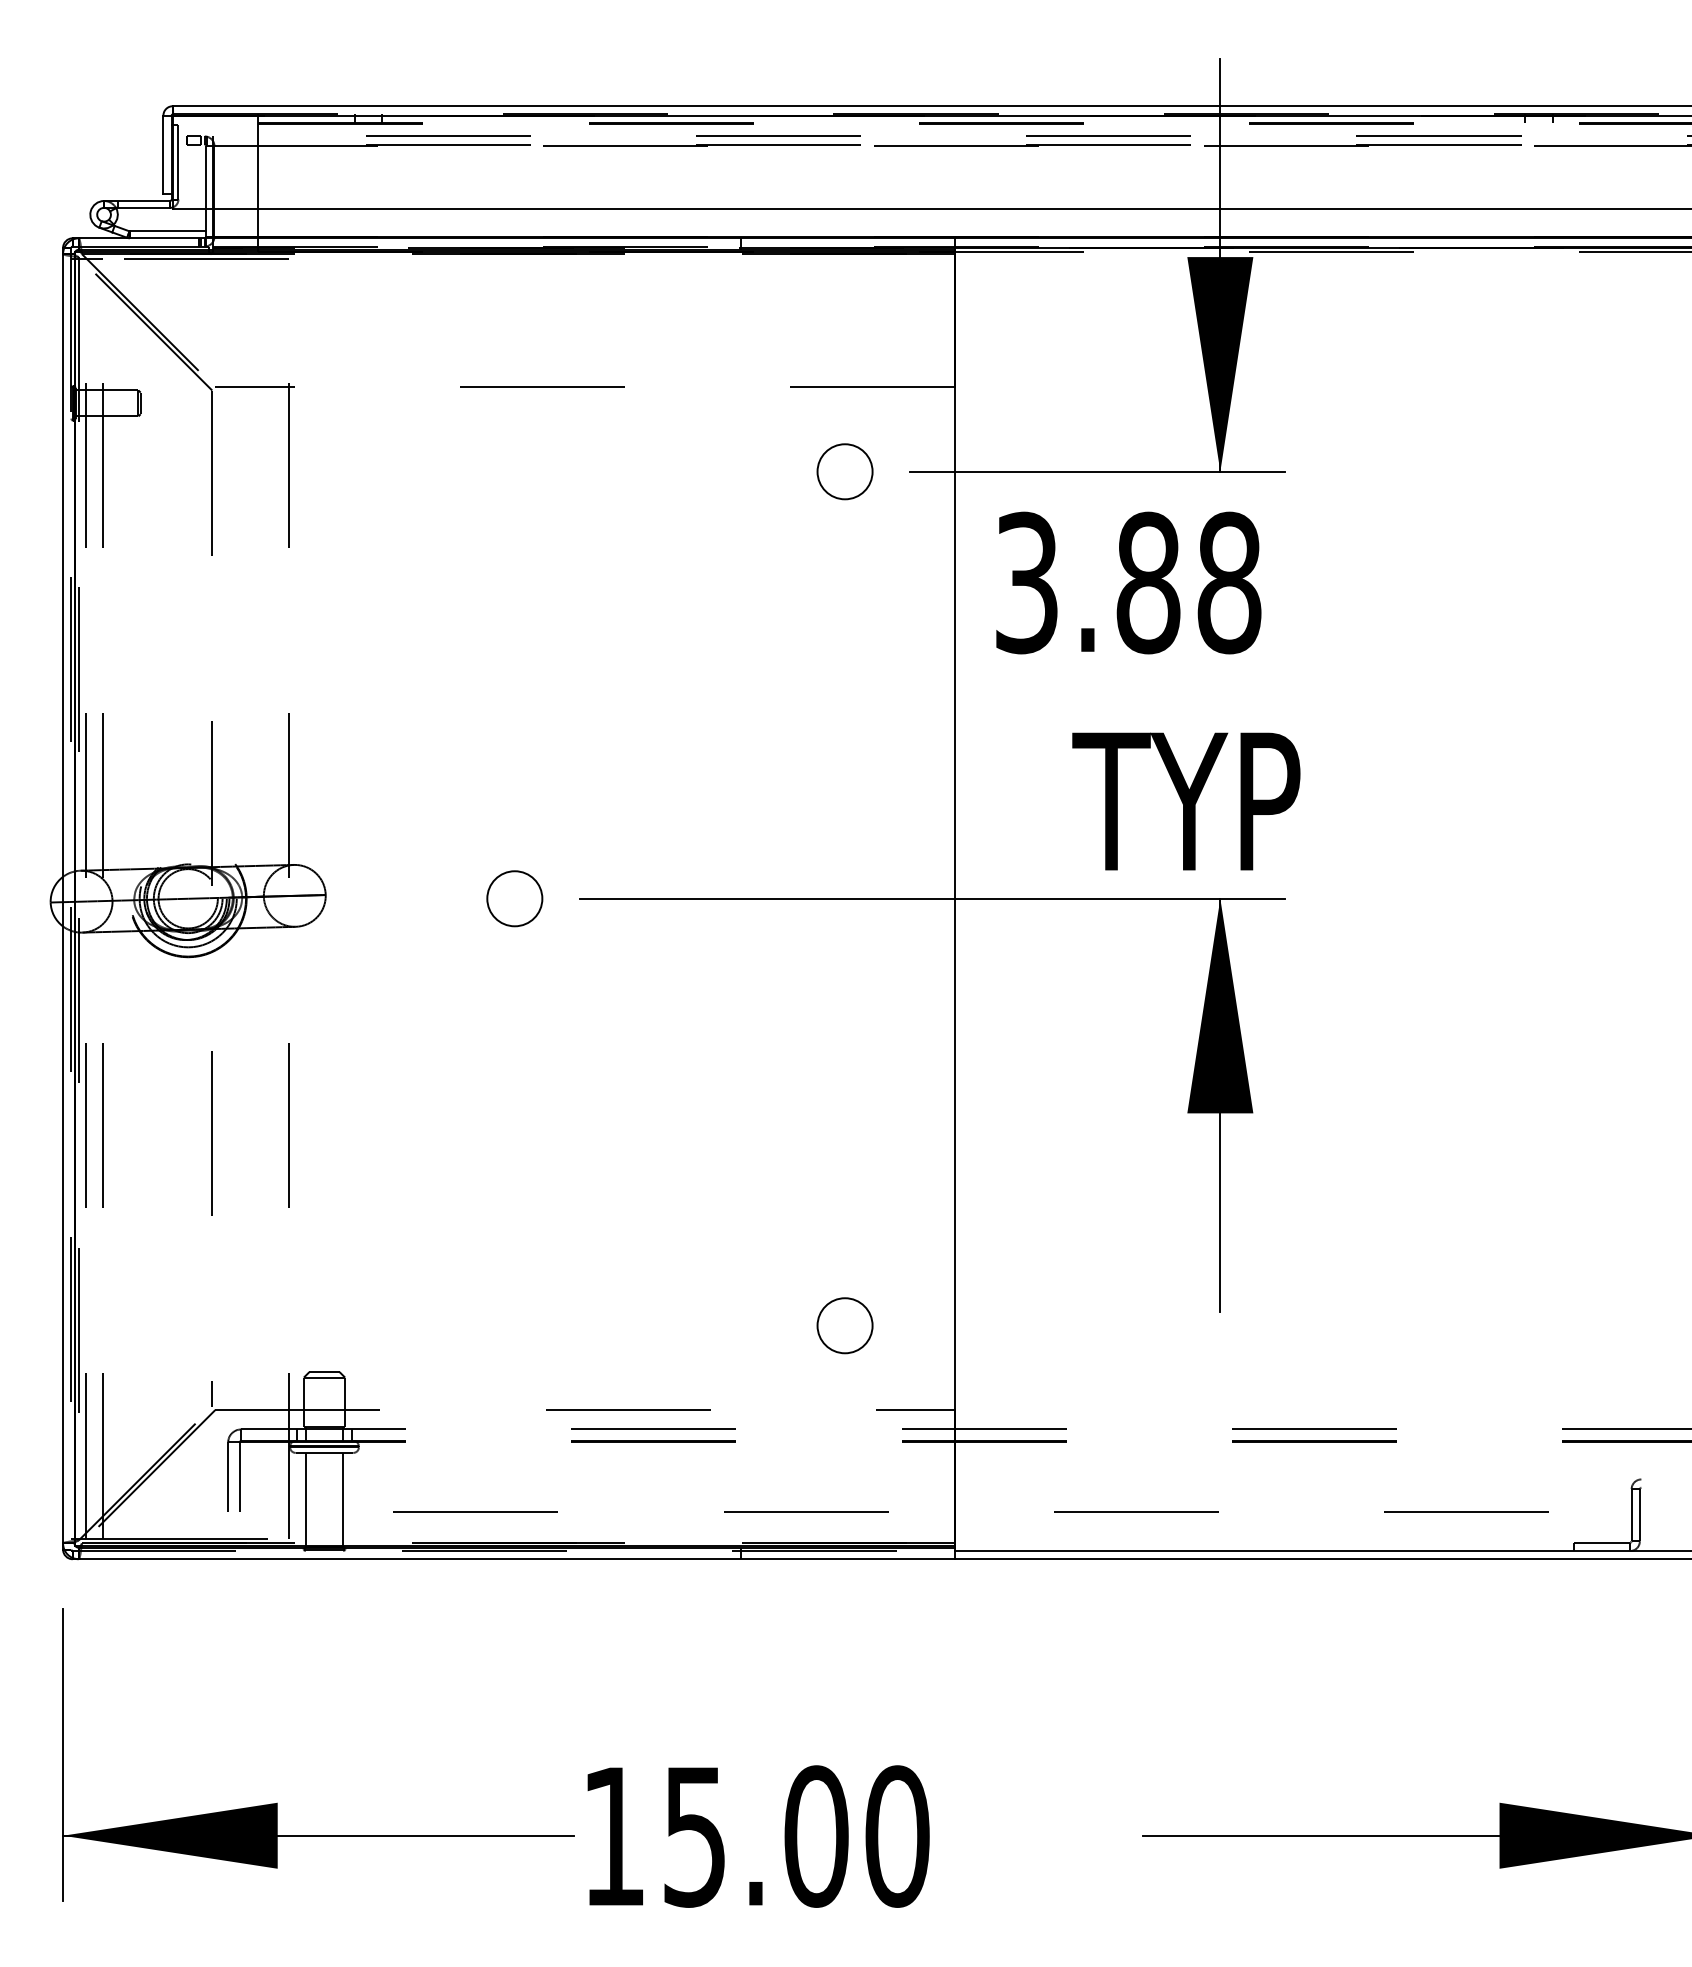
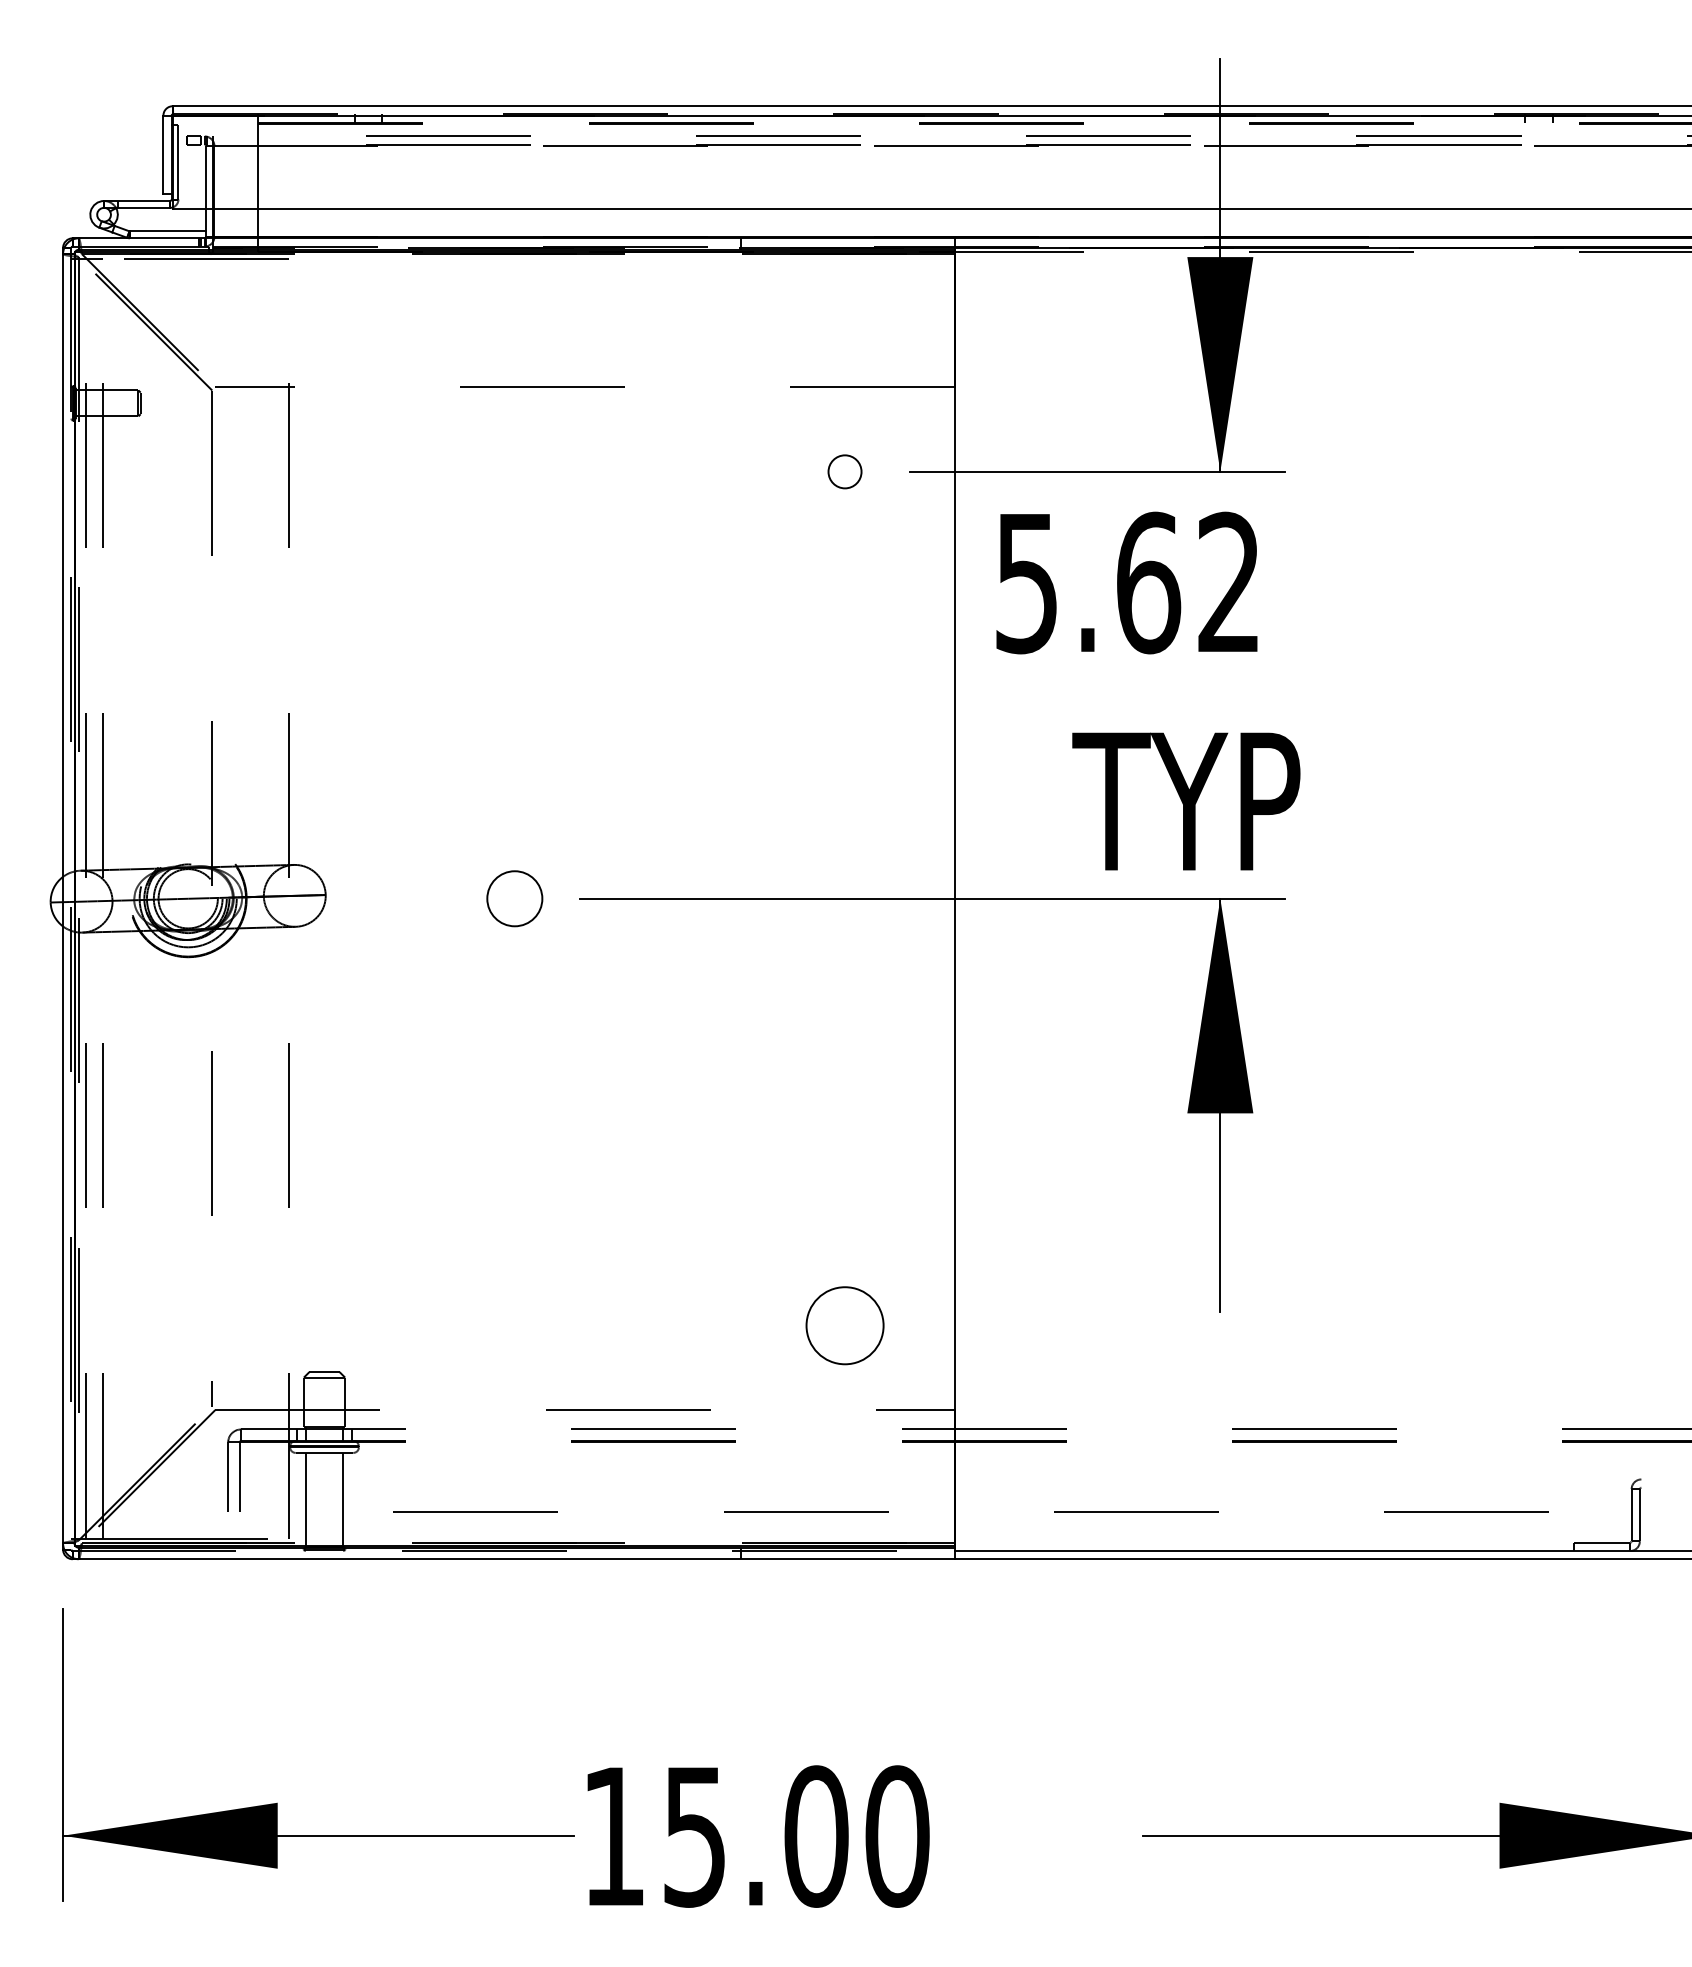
circle size: 58x58 px -> 36x36 px (844, 471)
text: 3.88 -> 5.62 (1128, 582)
circle diameter: 55 px -> 77 px (844, 1325)
